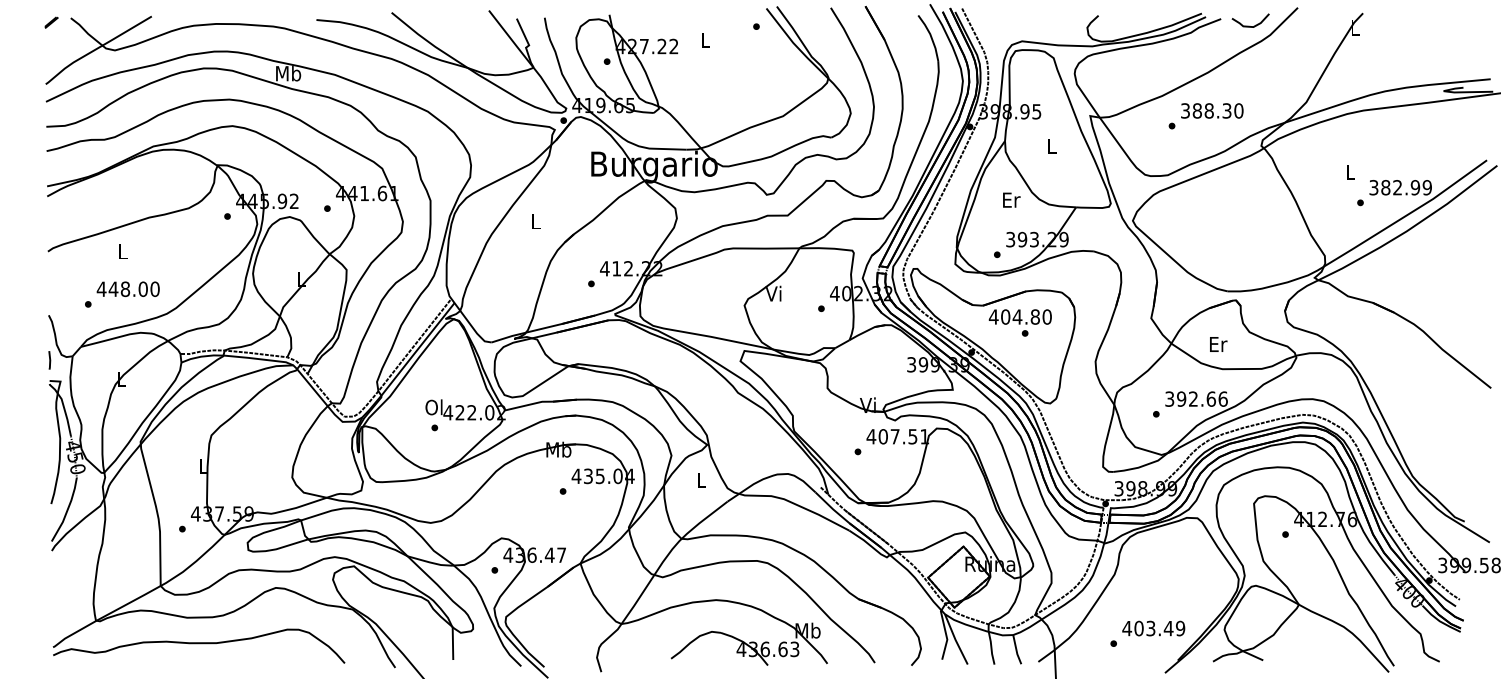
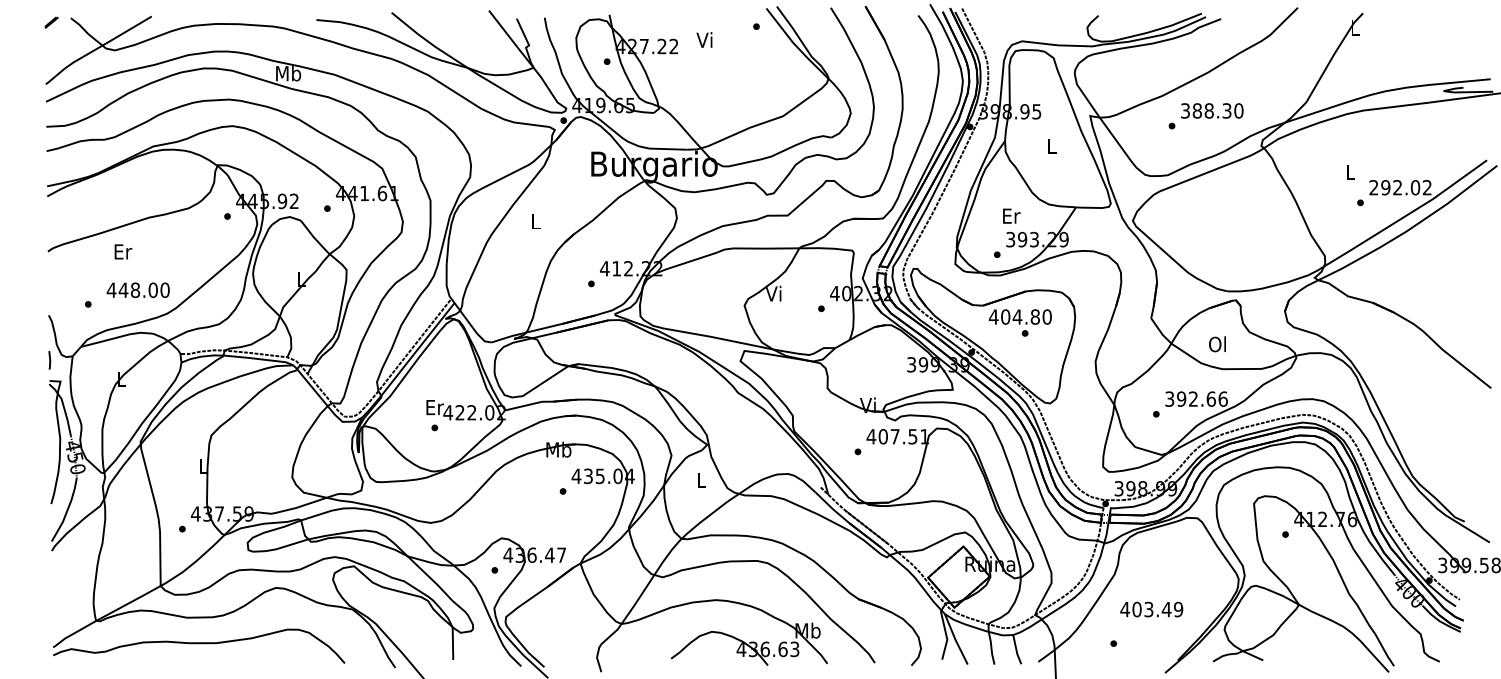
curve: present -> none (1249, 25)
text: L -> Vi (704, 39)
text: 382.99 -> 292.02 (1400, 187)
text position: (1011, 199) -> (1011, 215) (1011, 215)
text: L -> Er (123, 251)
text position: (127, 289) -> (137, 290) (137, 290)
text: Er -> Ol (1218, 344)
text: Ol -> Er (434, 407)
text position: (1153, 628) -> (1151, 609) (1151, 609)
